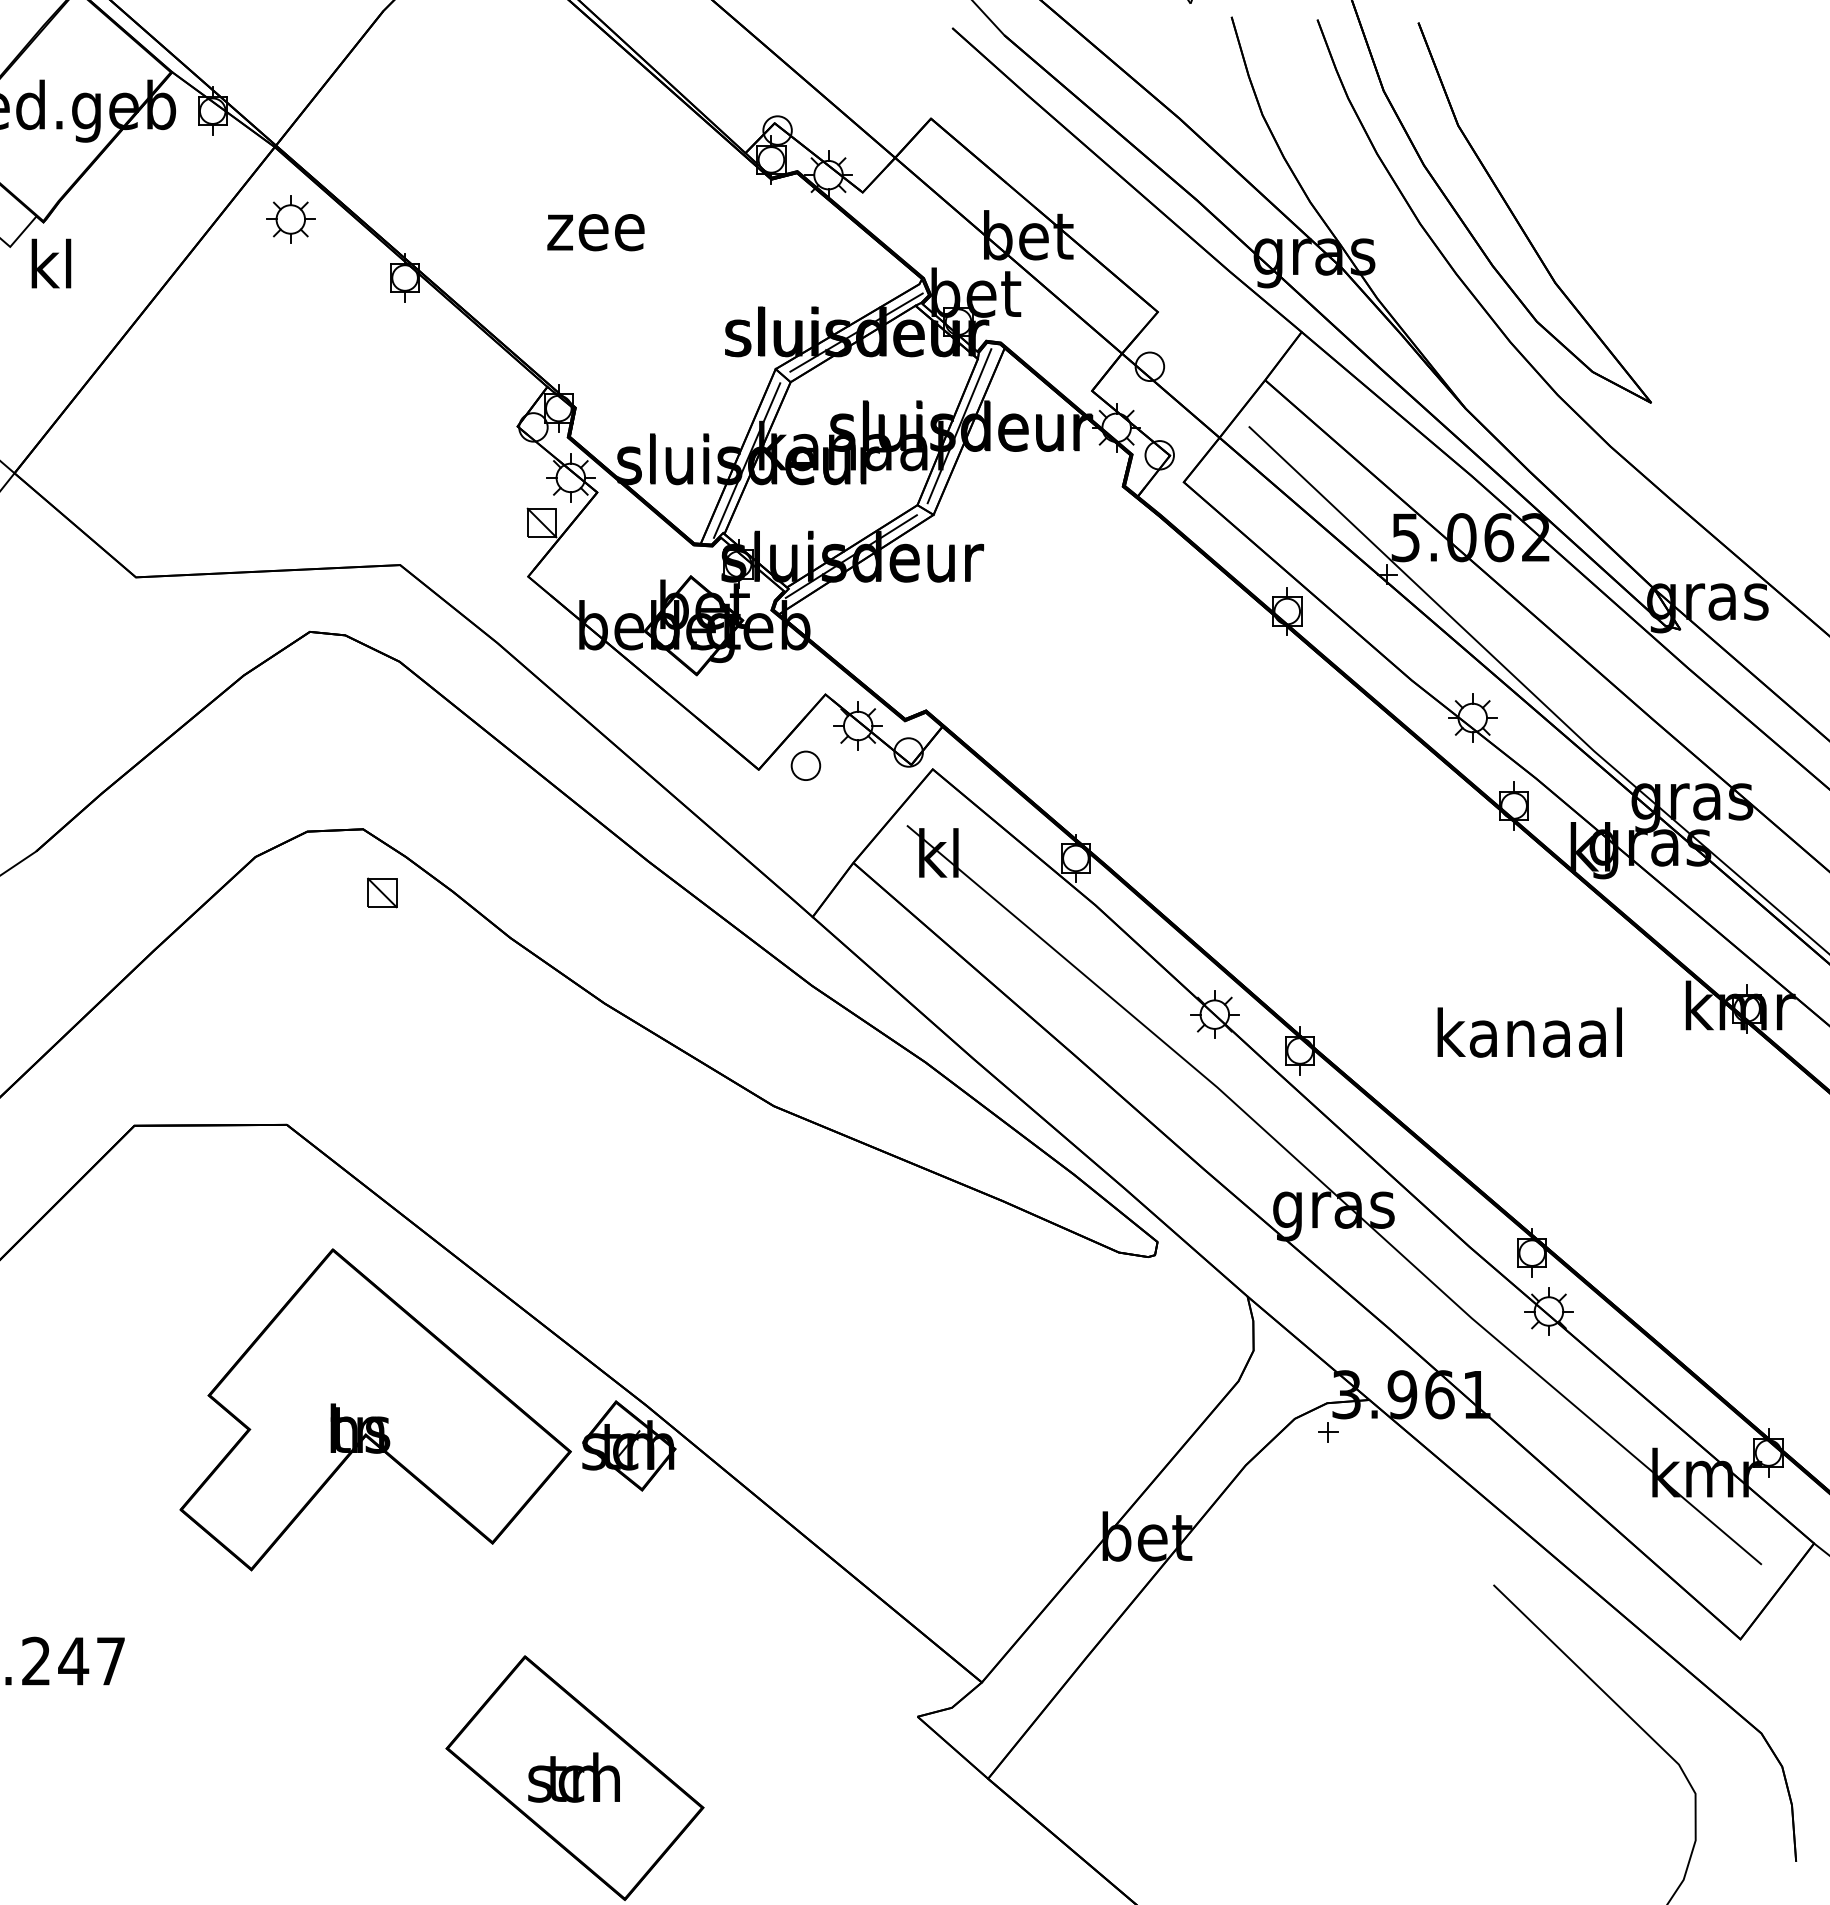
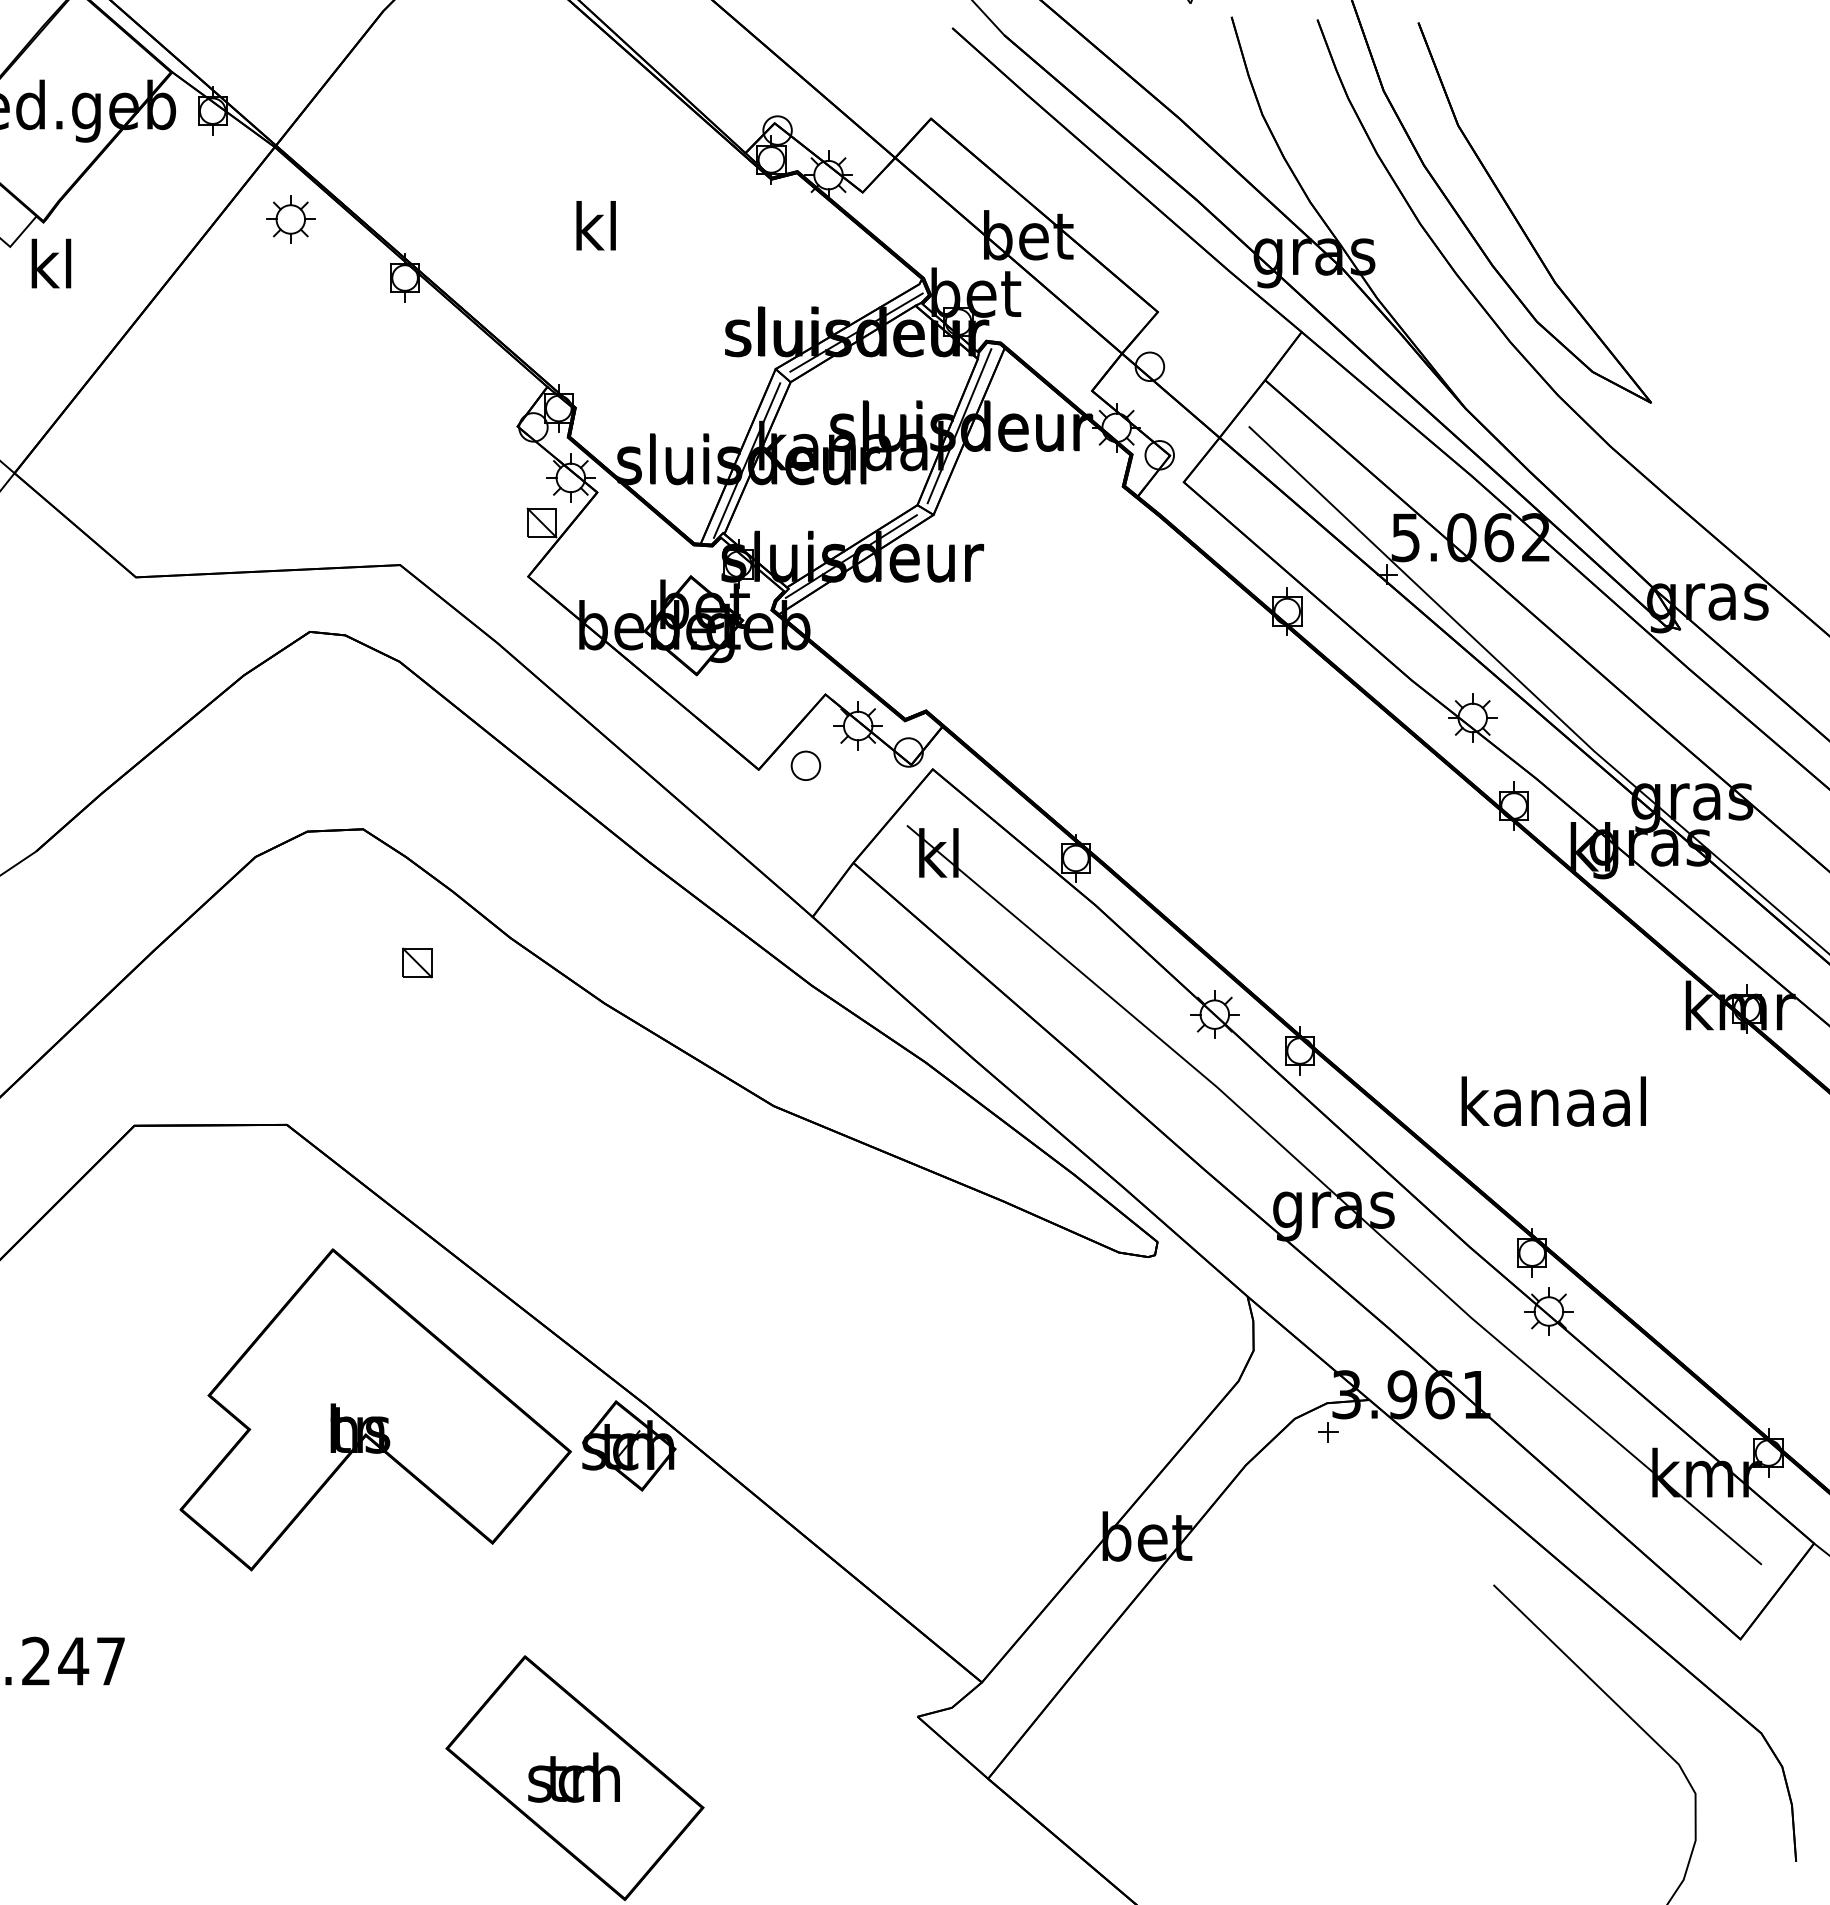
text: zee -> kl (595, 226)
part position: (382, 892) -> (417, 962) (417, 962)
text position: (1529, 1032) -> (1553, 1101) (1553, 1101)
